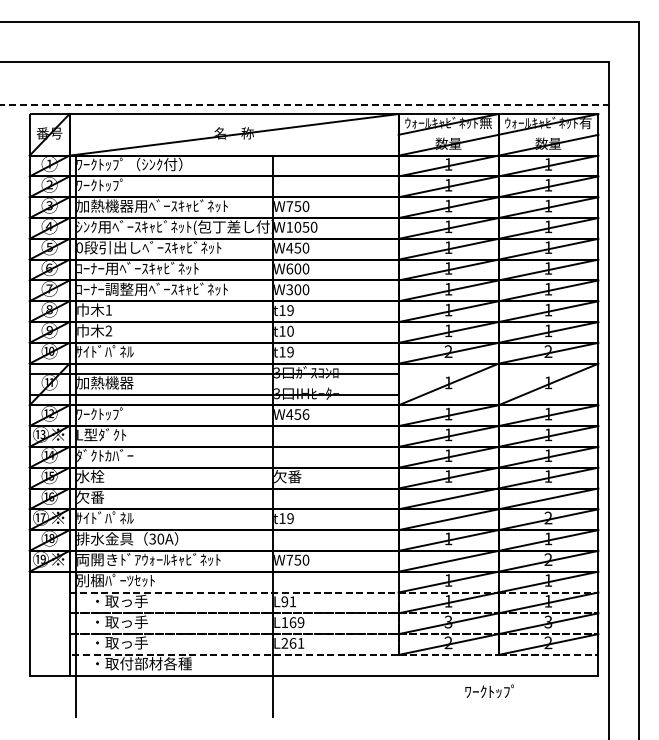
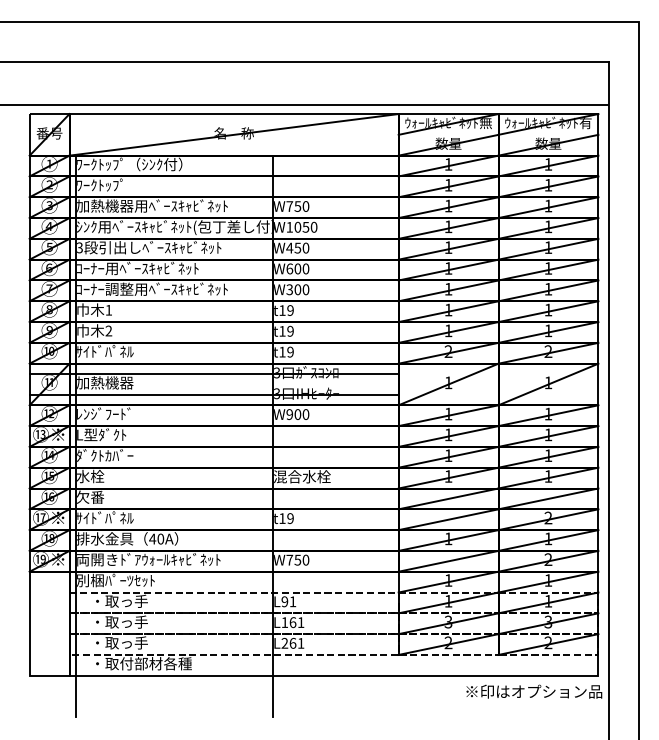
line: dashed -> solid (304, 104)
text: 0 -> 3 (79, 247)
text: t10 -> t19 (290, 331)
text: ﾜｰｸﾄｯﾌﾟ -> ﾚﾝｼﾞﾌｰﾄﾞ (103, 413)
text: W456 -> W900 (297, 414)
text: 欠番 -> 混合水栓 (302, 476)
text: 30A -> 40A (152, 538)
text: L169 -> L161 (300, 622)
text: ﾜｰｸﾄｯﾌﾟ -> ※印はオプション品 (533, 691)
